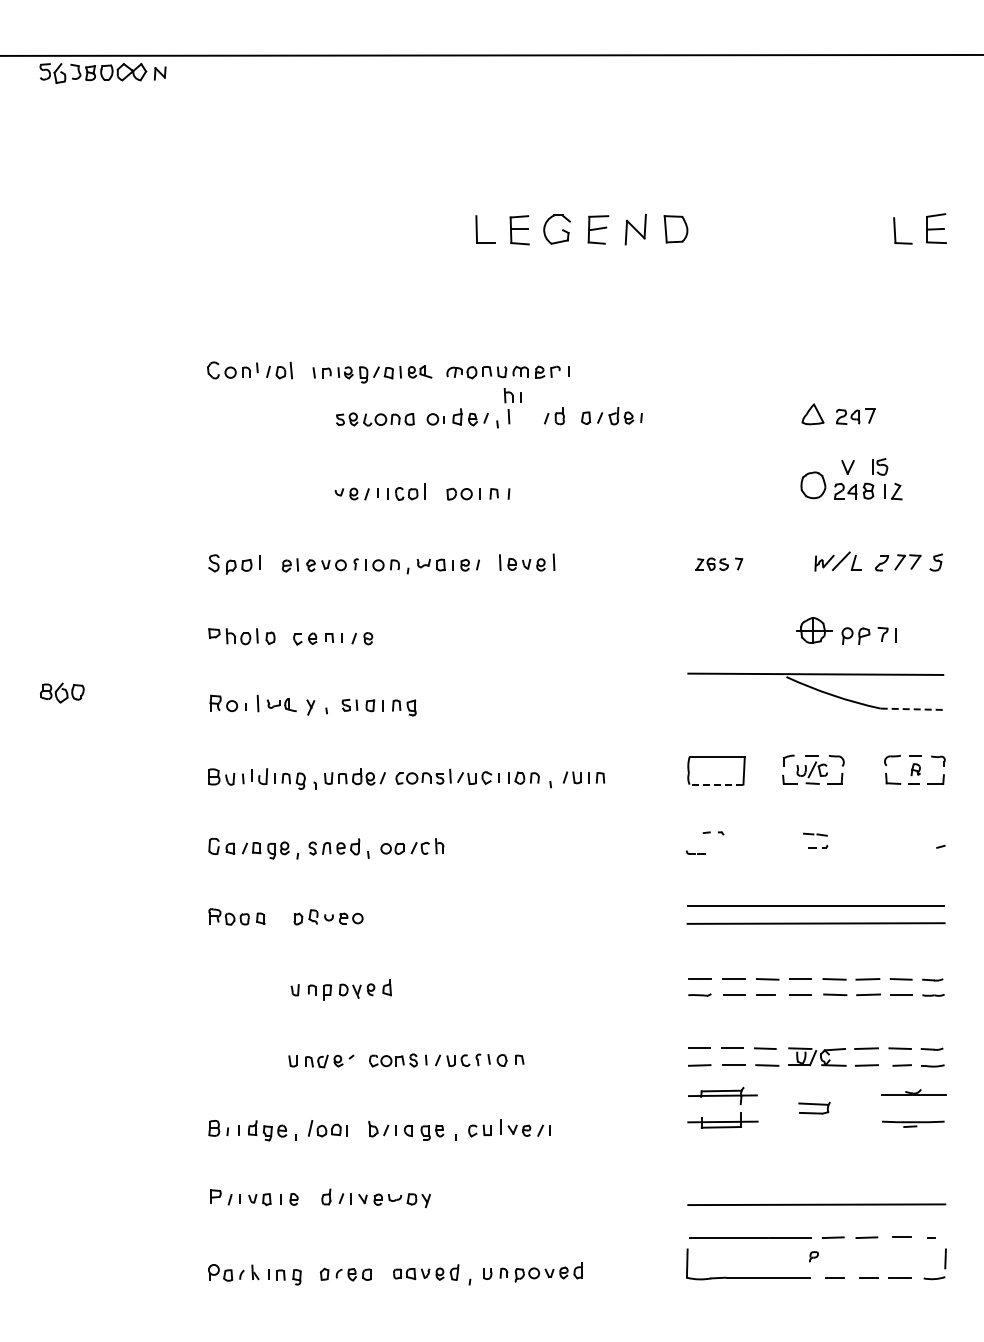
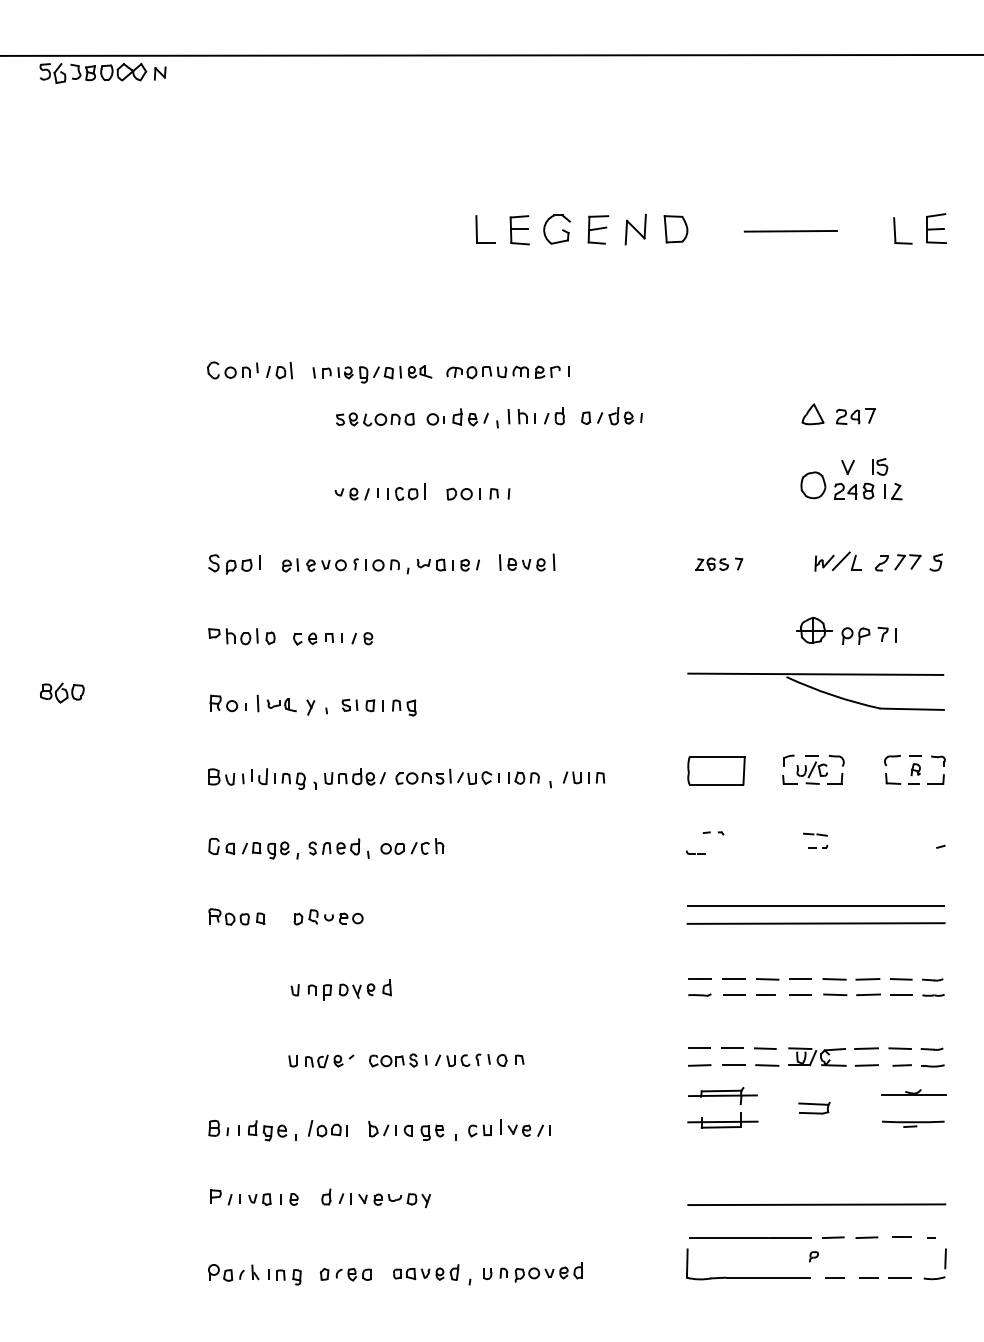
line: none -> present (790, 230)
part position: (512, 395) -> (526, 416) (526, 416)
line: dashed -> solid (912, 709)
line: dashed -> solid (716, 784)
